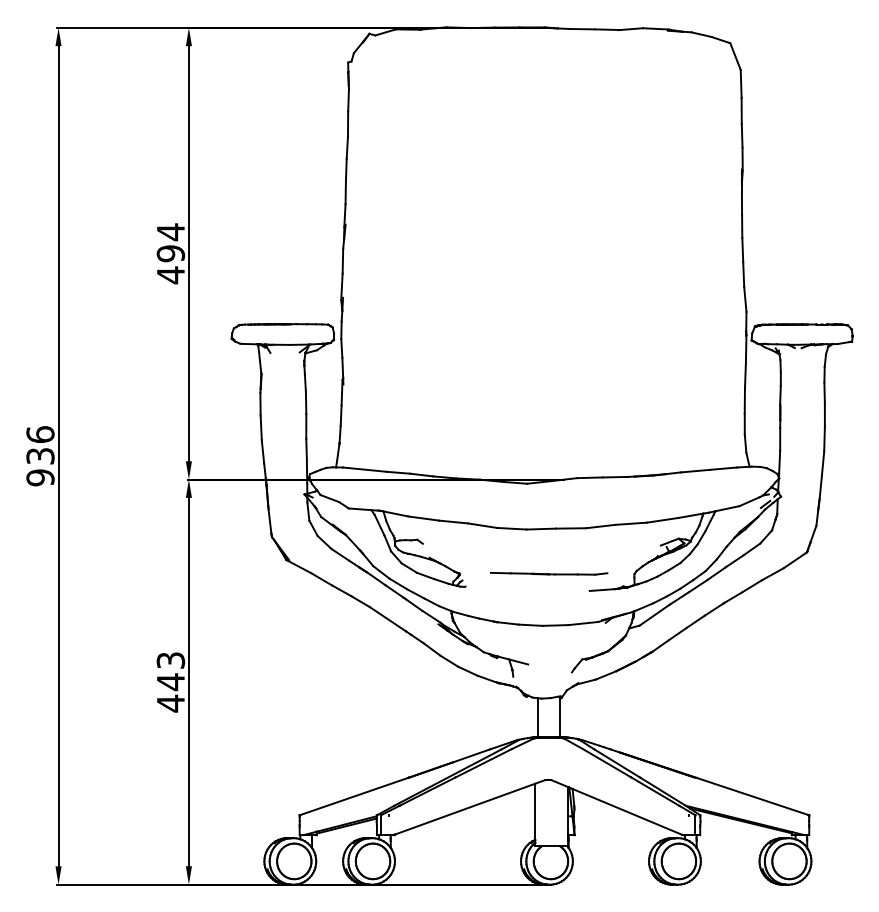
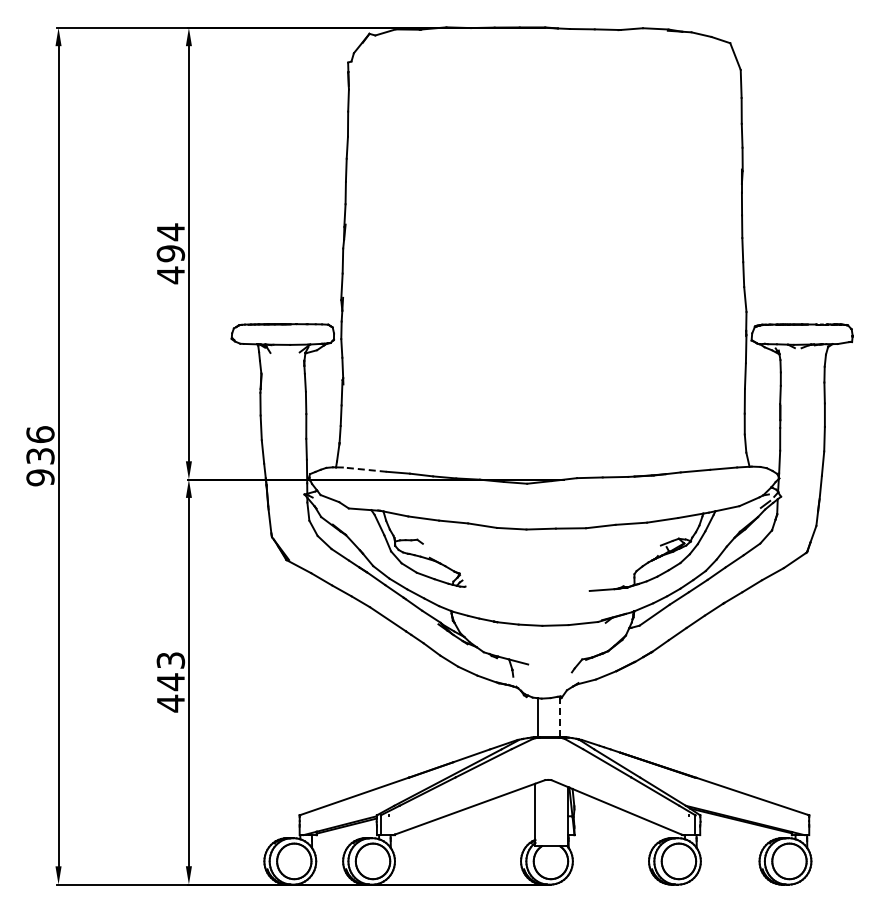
line: solid -> dashed (364, 469)
line: present -> none (549, 573)
line: solid -> dashed (560, 717)
